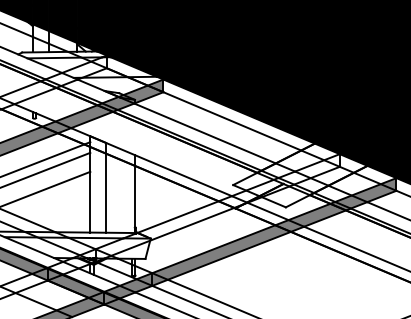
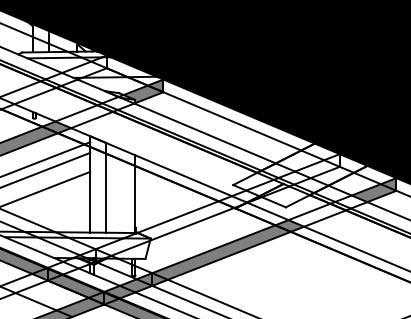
fill: present -> none (94, 111)
fill: present -> none (327, 210)
